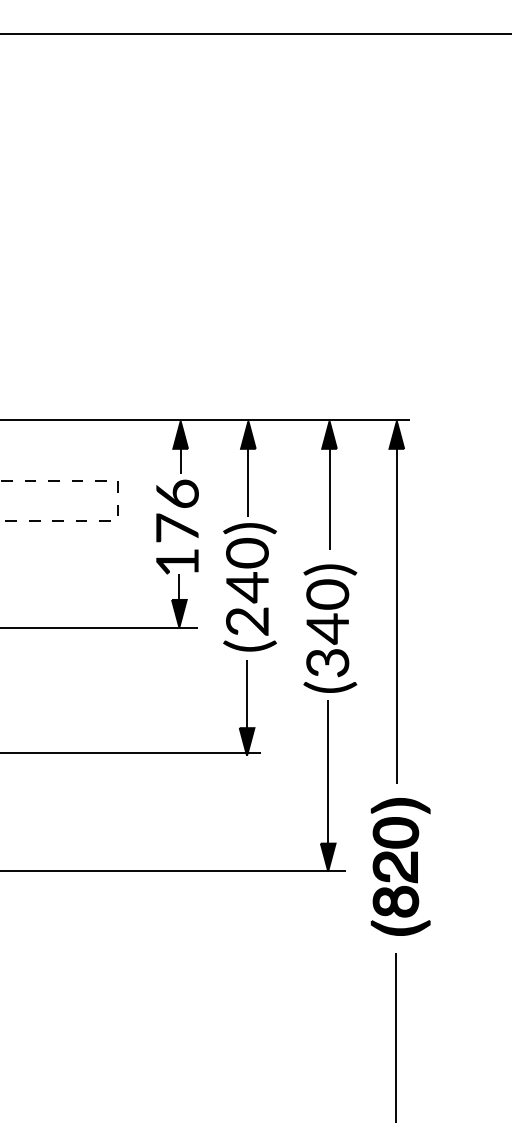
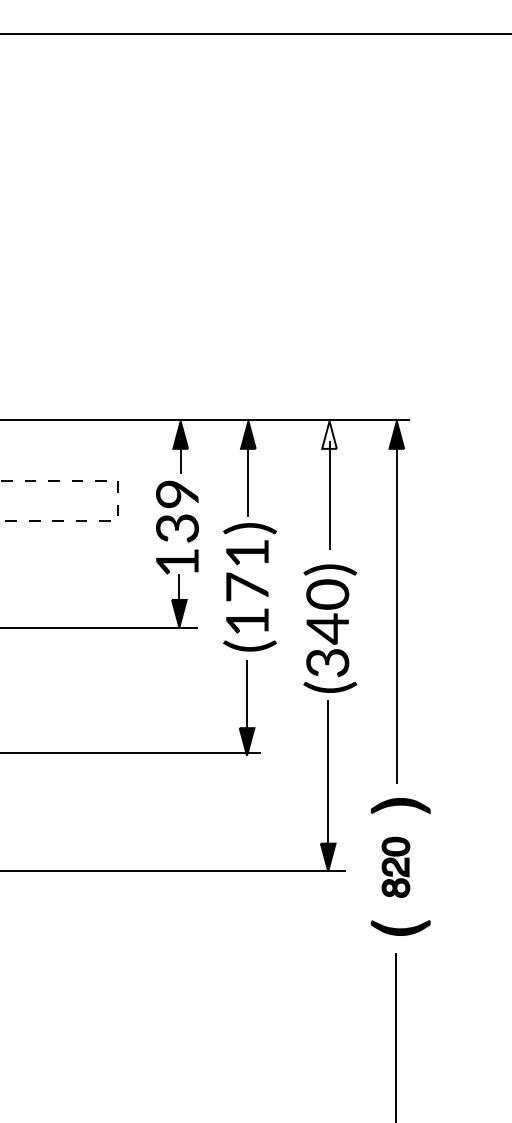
fill: present -> none (329, 434)
text: 176 -> 139 (177, 510)
text: (240) -> (171) (247, 586)
part size: 48x101 px -> 30x62 px (395, 866)
